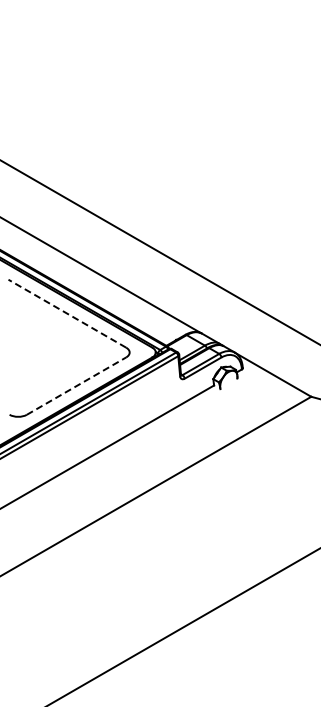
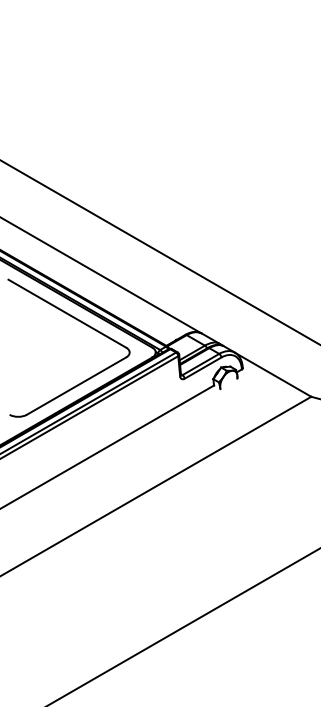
line: dashed -> solid (67, 313)
line: dashed -> solid (76, 385)
